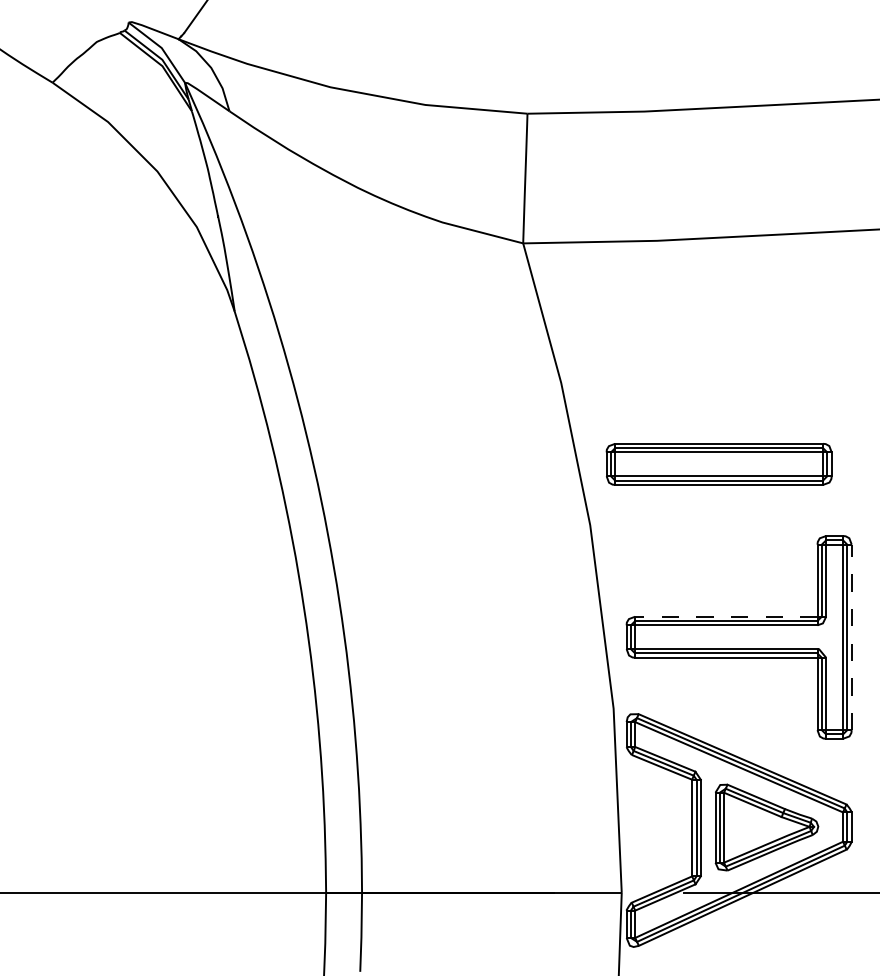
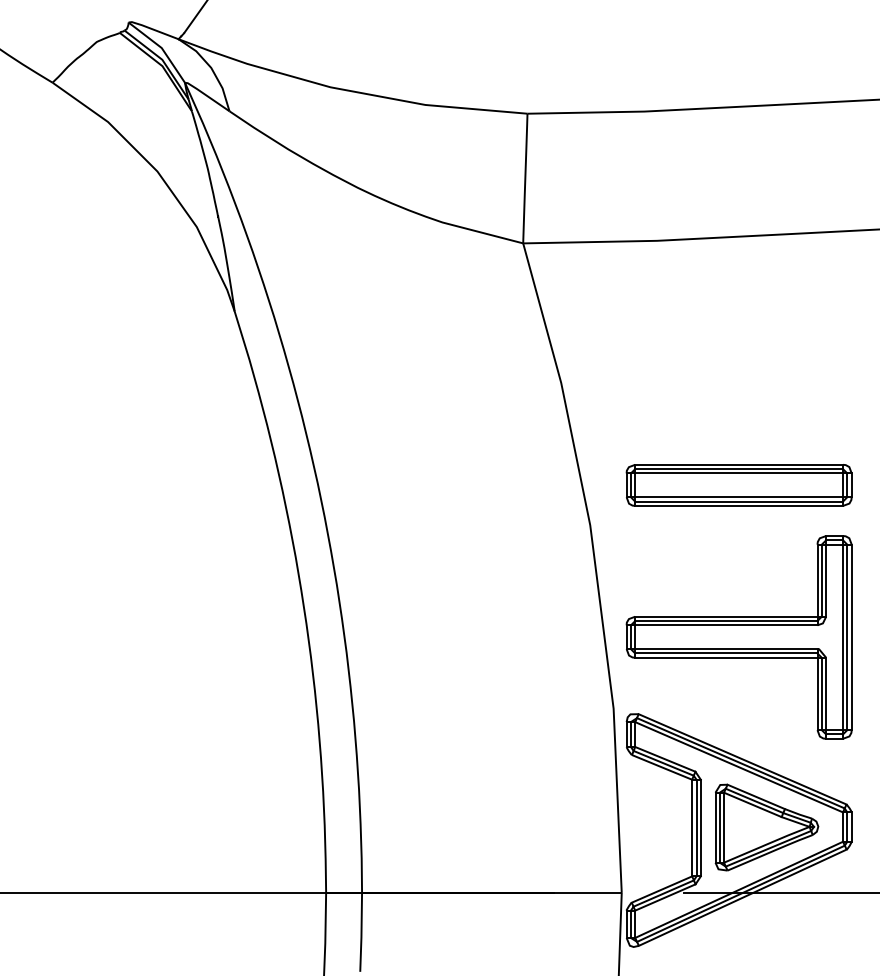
part position: (718, 464) -> (738, 485) (738, 485)
line: dashed -> solid (725, 616)
line: dashed -> solid (851, 637)
